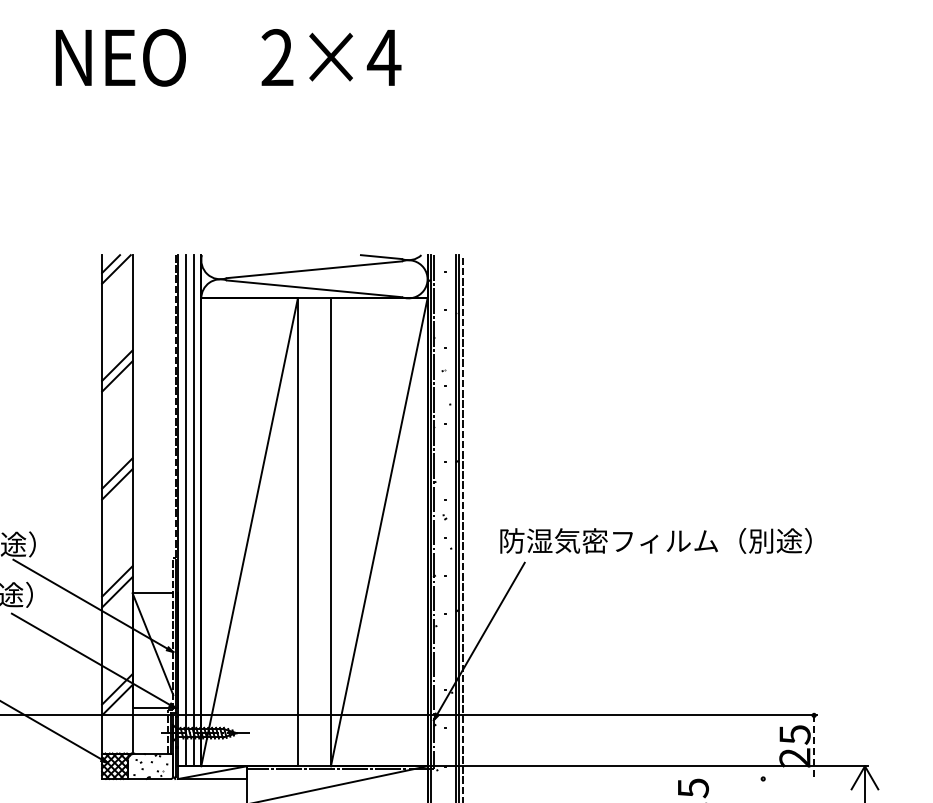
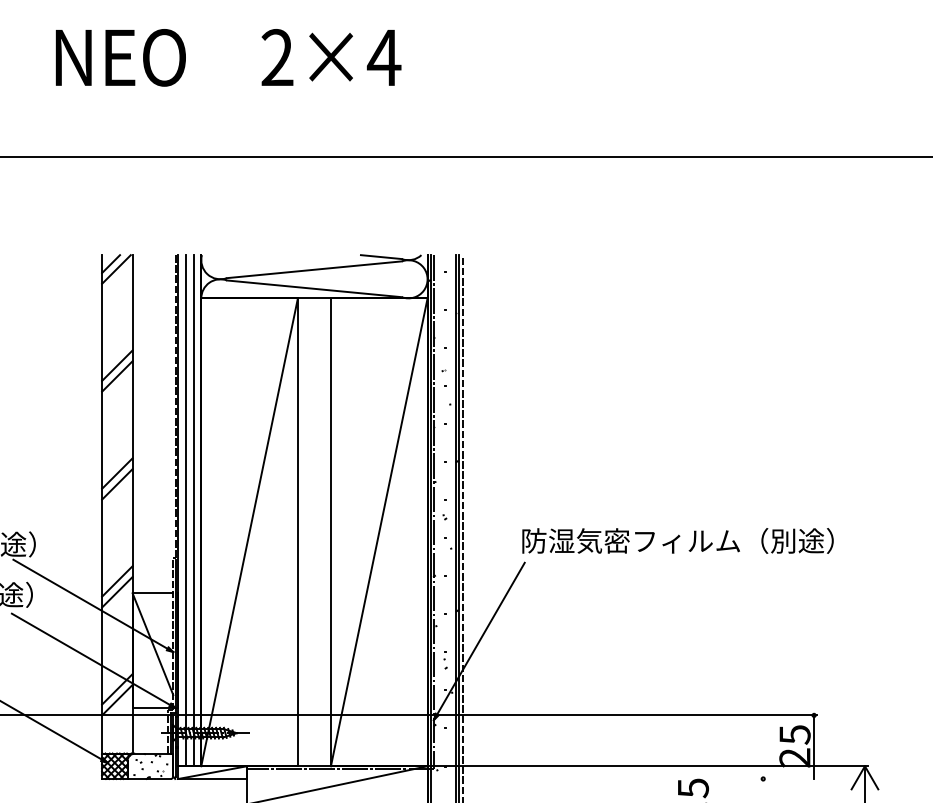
line: none -> present (465, 157)
text position: (655, 540) -> (677, 540) (677, 540)
part: none -> present (445, 660)
line: dashed -> solid (814, 747)
